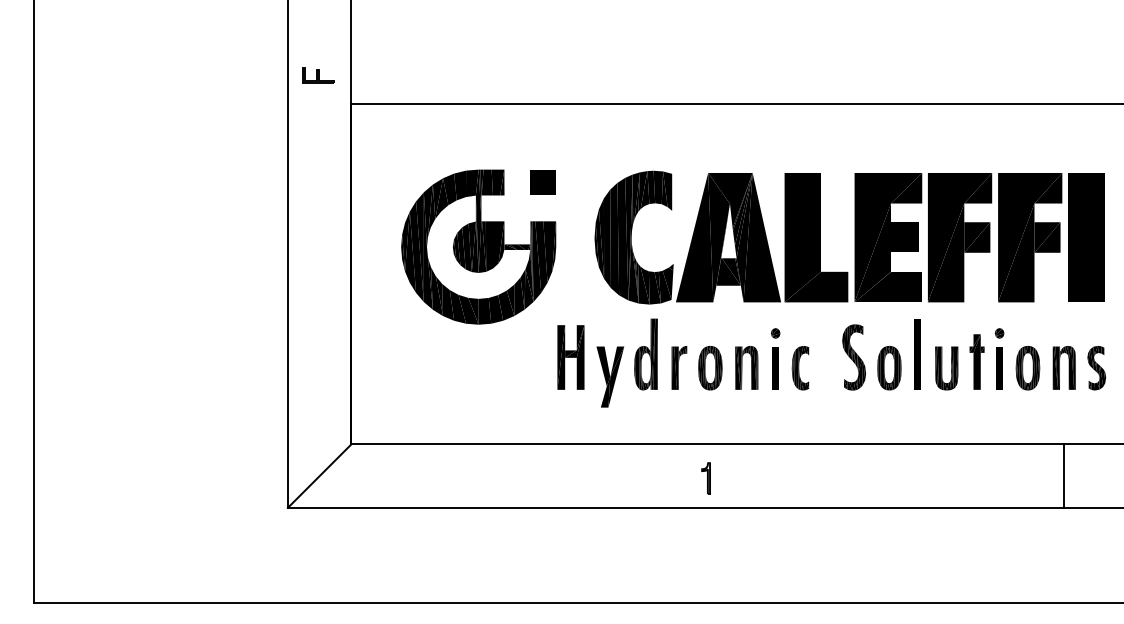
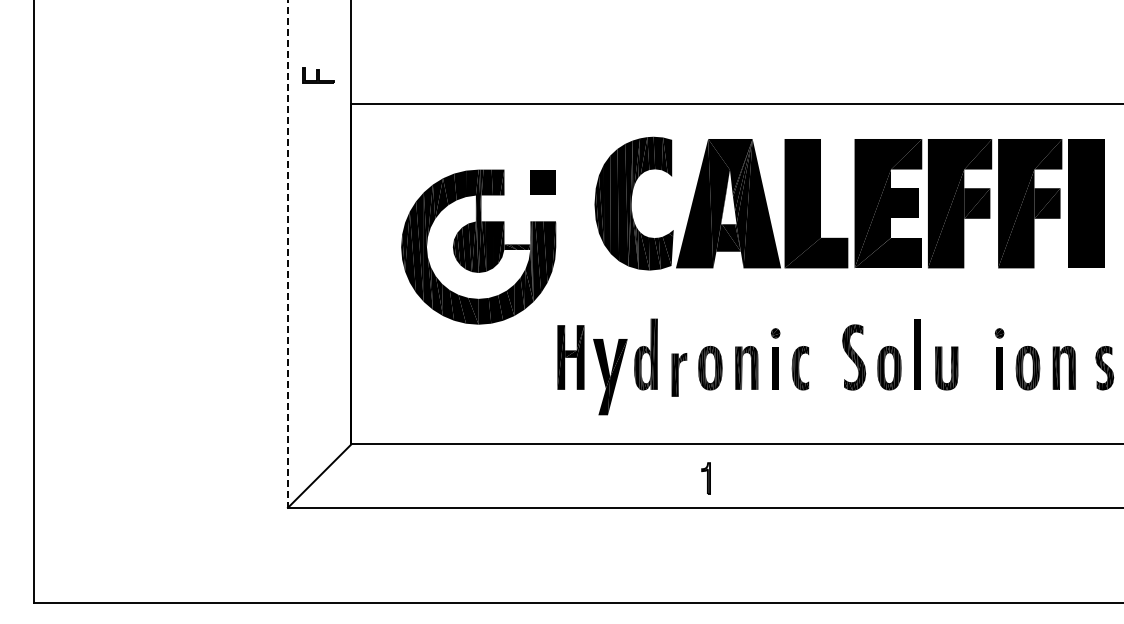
part position: (849, 237) -> (849, 203) (849, 203)
line: solid -> dashed (287, 254)
part: present -> none (976, 361)
part position: (679, 367) -> (679, 374) (679, 374)
part position: (1096, 368) -> (1104, 368) (1104, 368)
part size: 29x62 px -> 35x77 px (610, 377)
line: present -> none (1064, 475)
